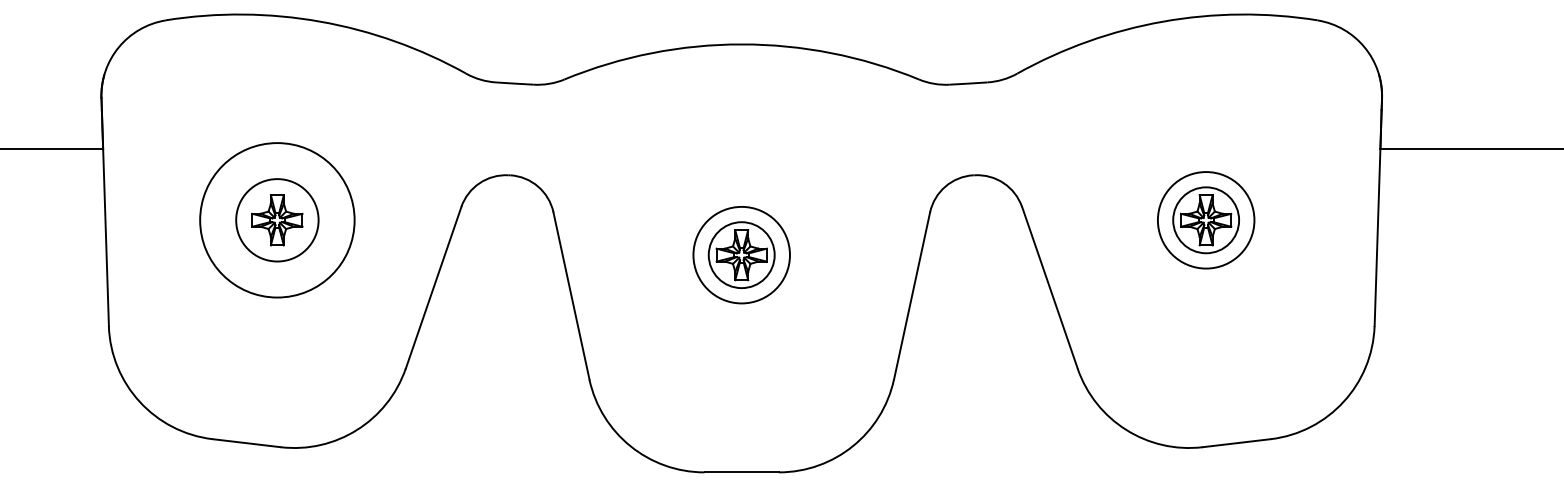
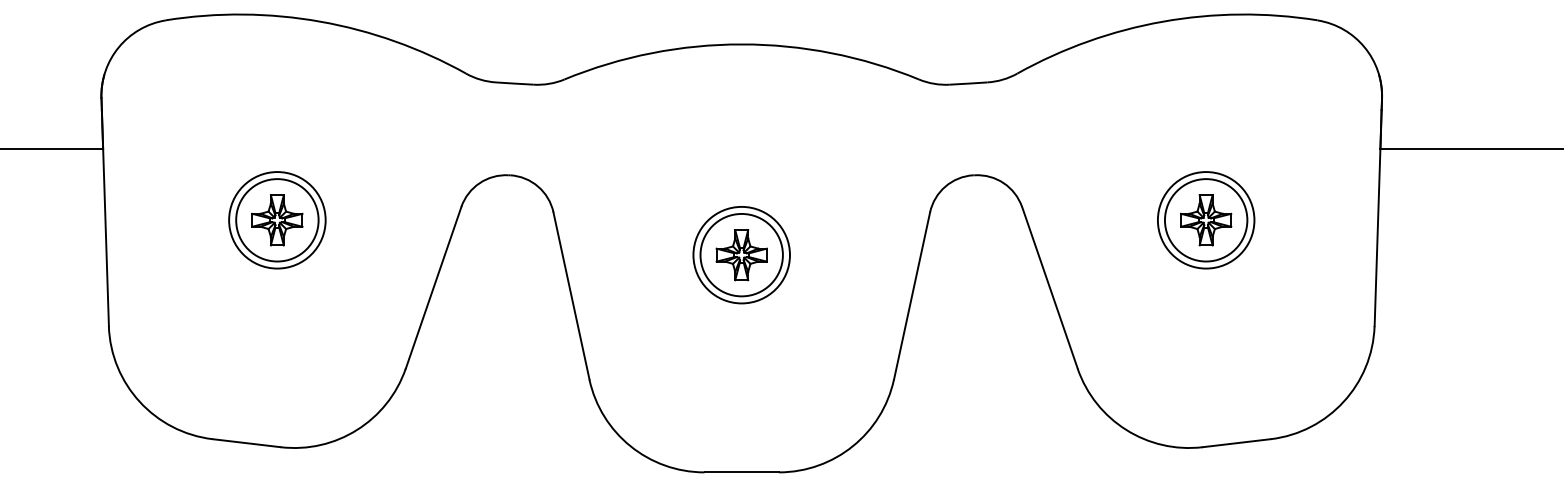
circle diameter: 154 px -> 97 px (277, 220)
circle diameter: 66 px -> 82 px (1205, 220)
circle diameter: 66 px -> 82 px (741, 254)
